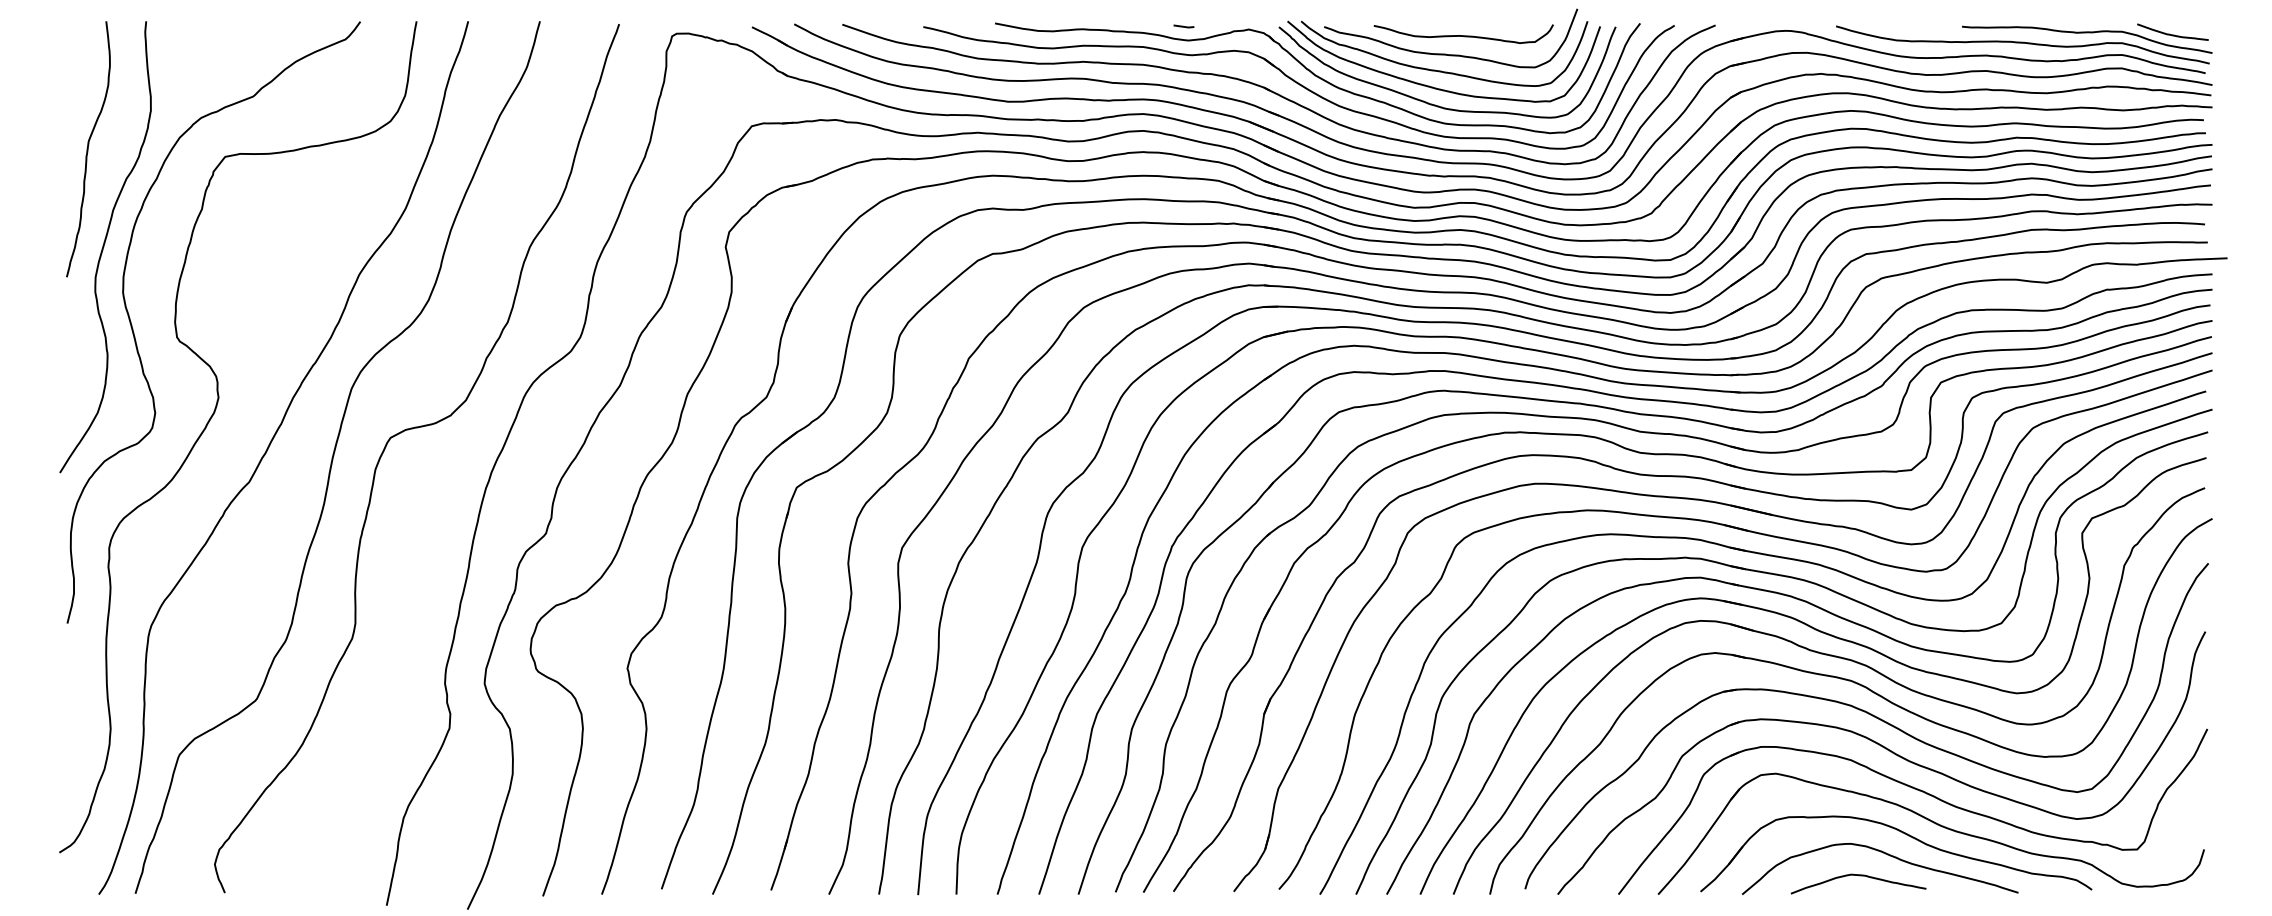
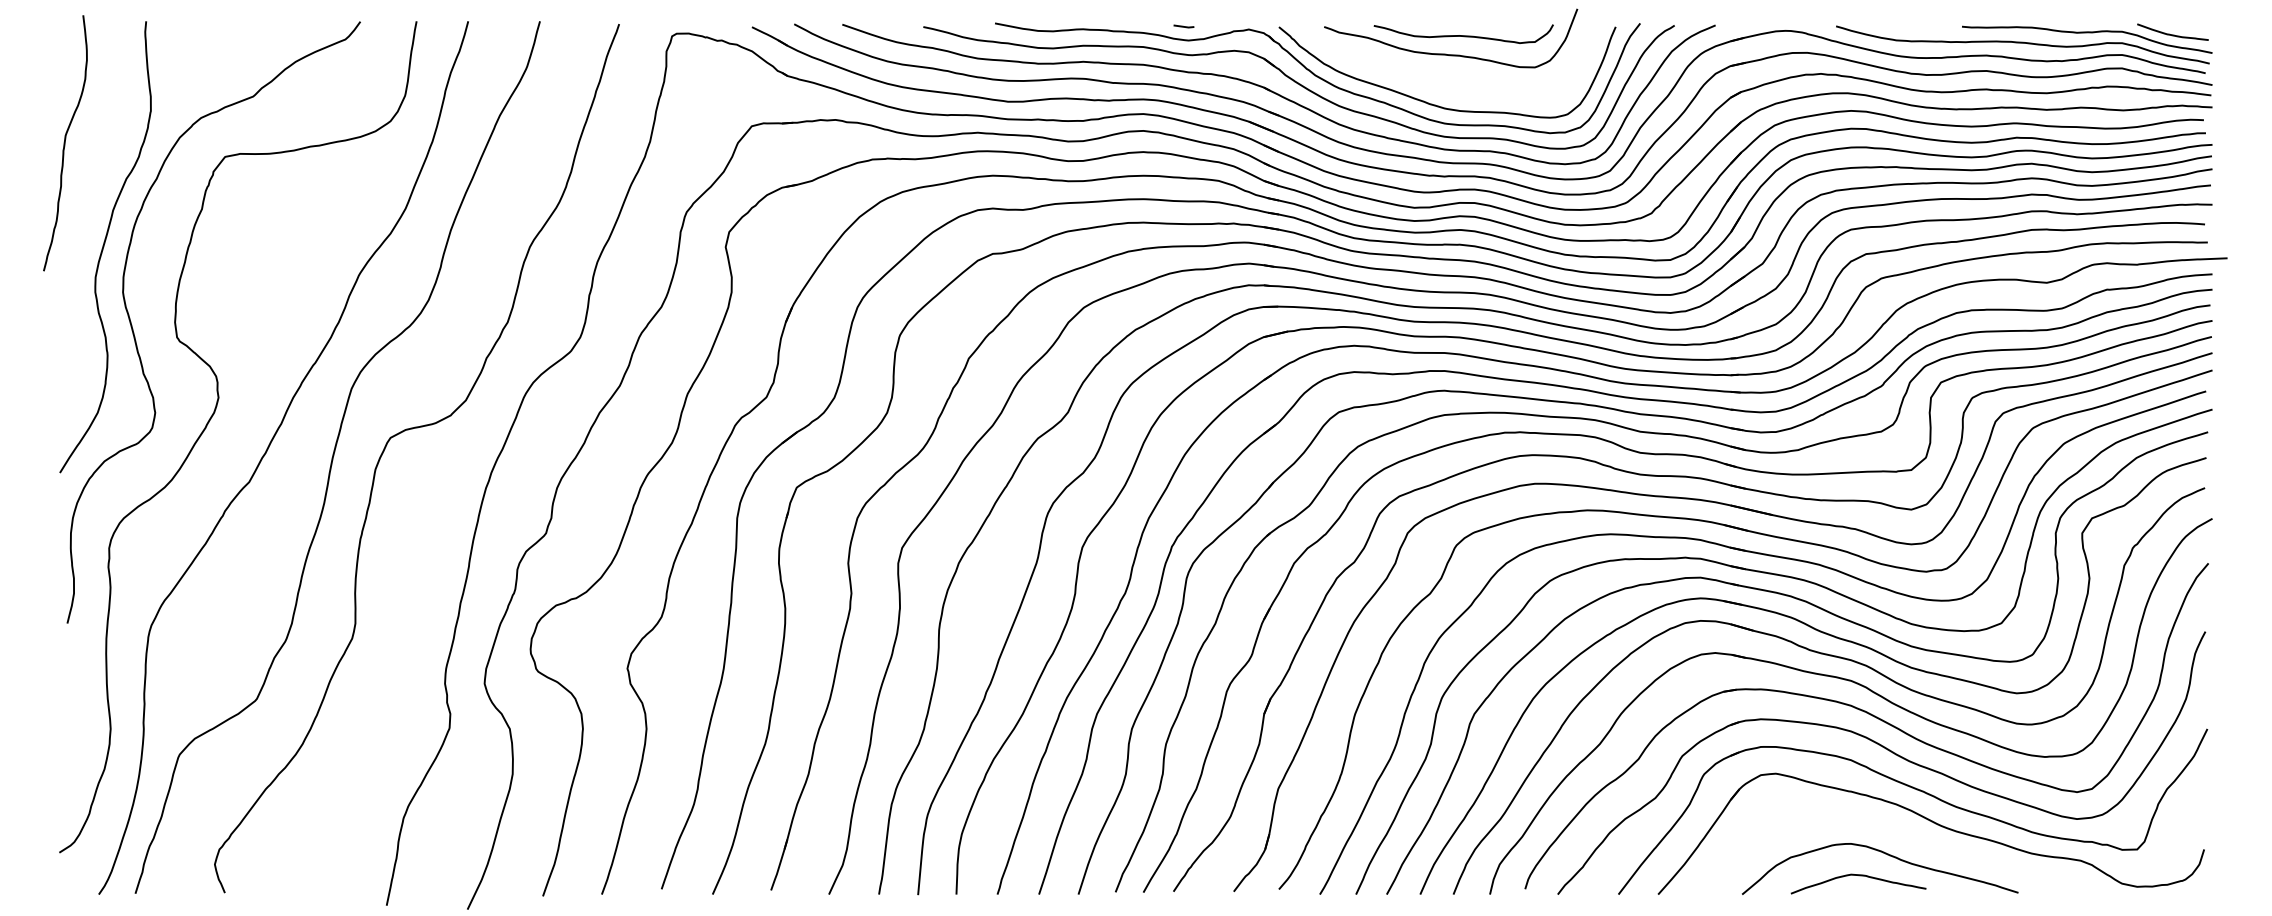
part: present -> none (1441, 70)
curve position: (88, 149) -> (65, 143) (65, 143)
part: present -> none (1906, 835)
